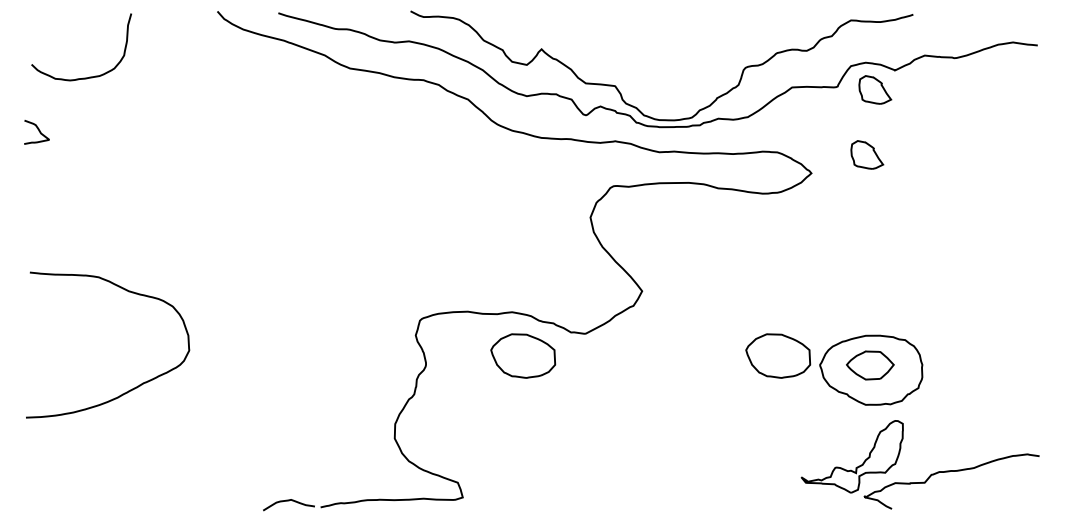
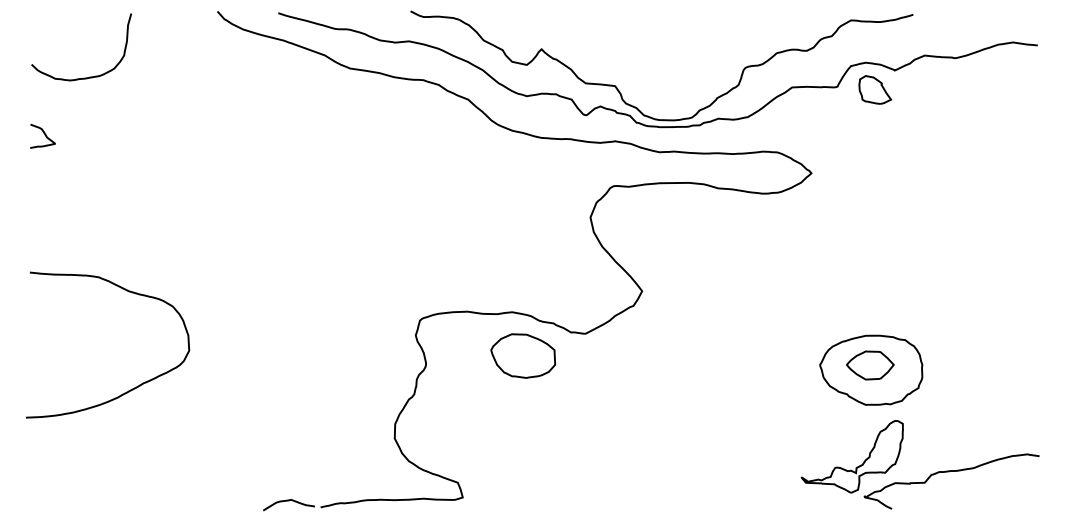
curve position: (38, 131) -> (44, 135) (44, 135)
part: present -> none (867, 154)
part: present -> none (778, 355)
